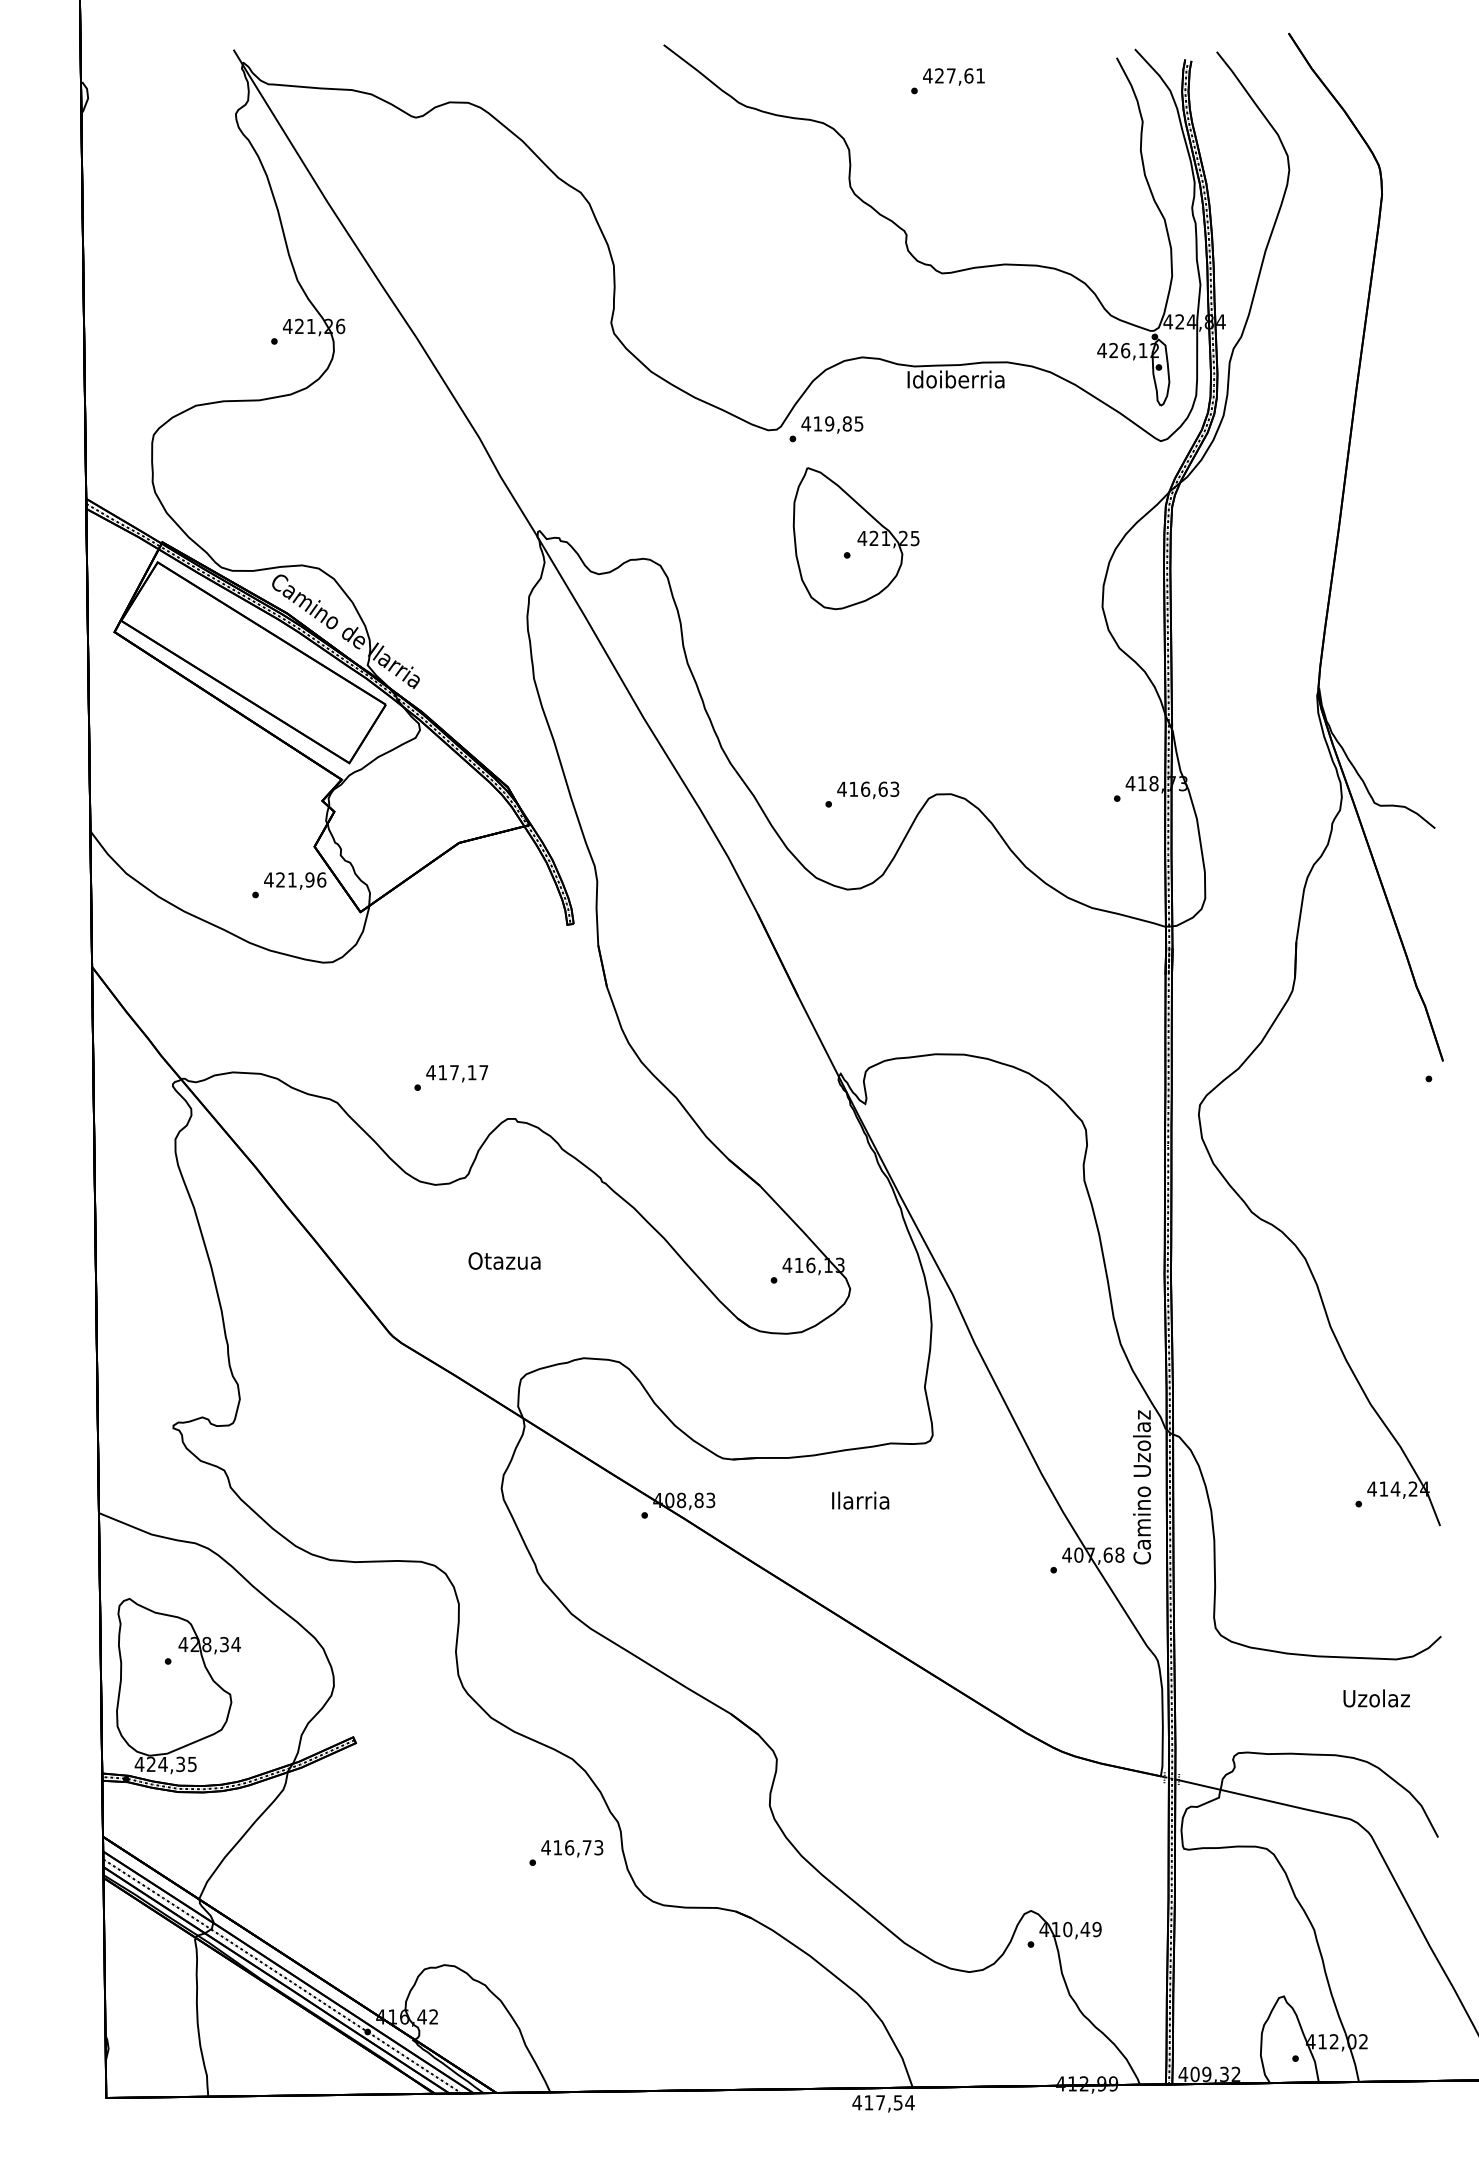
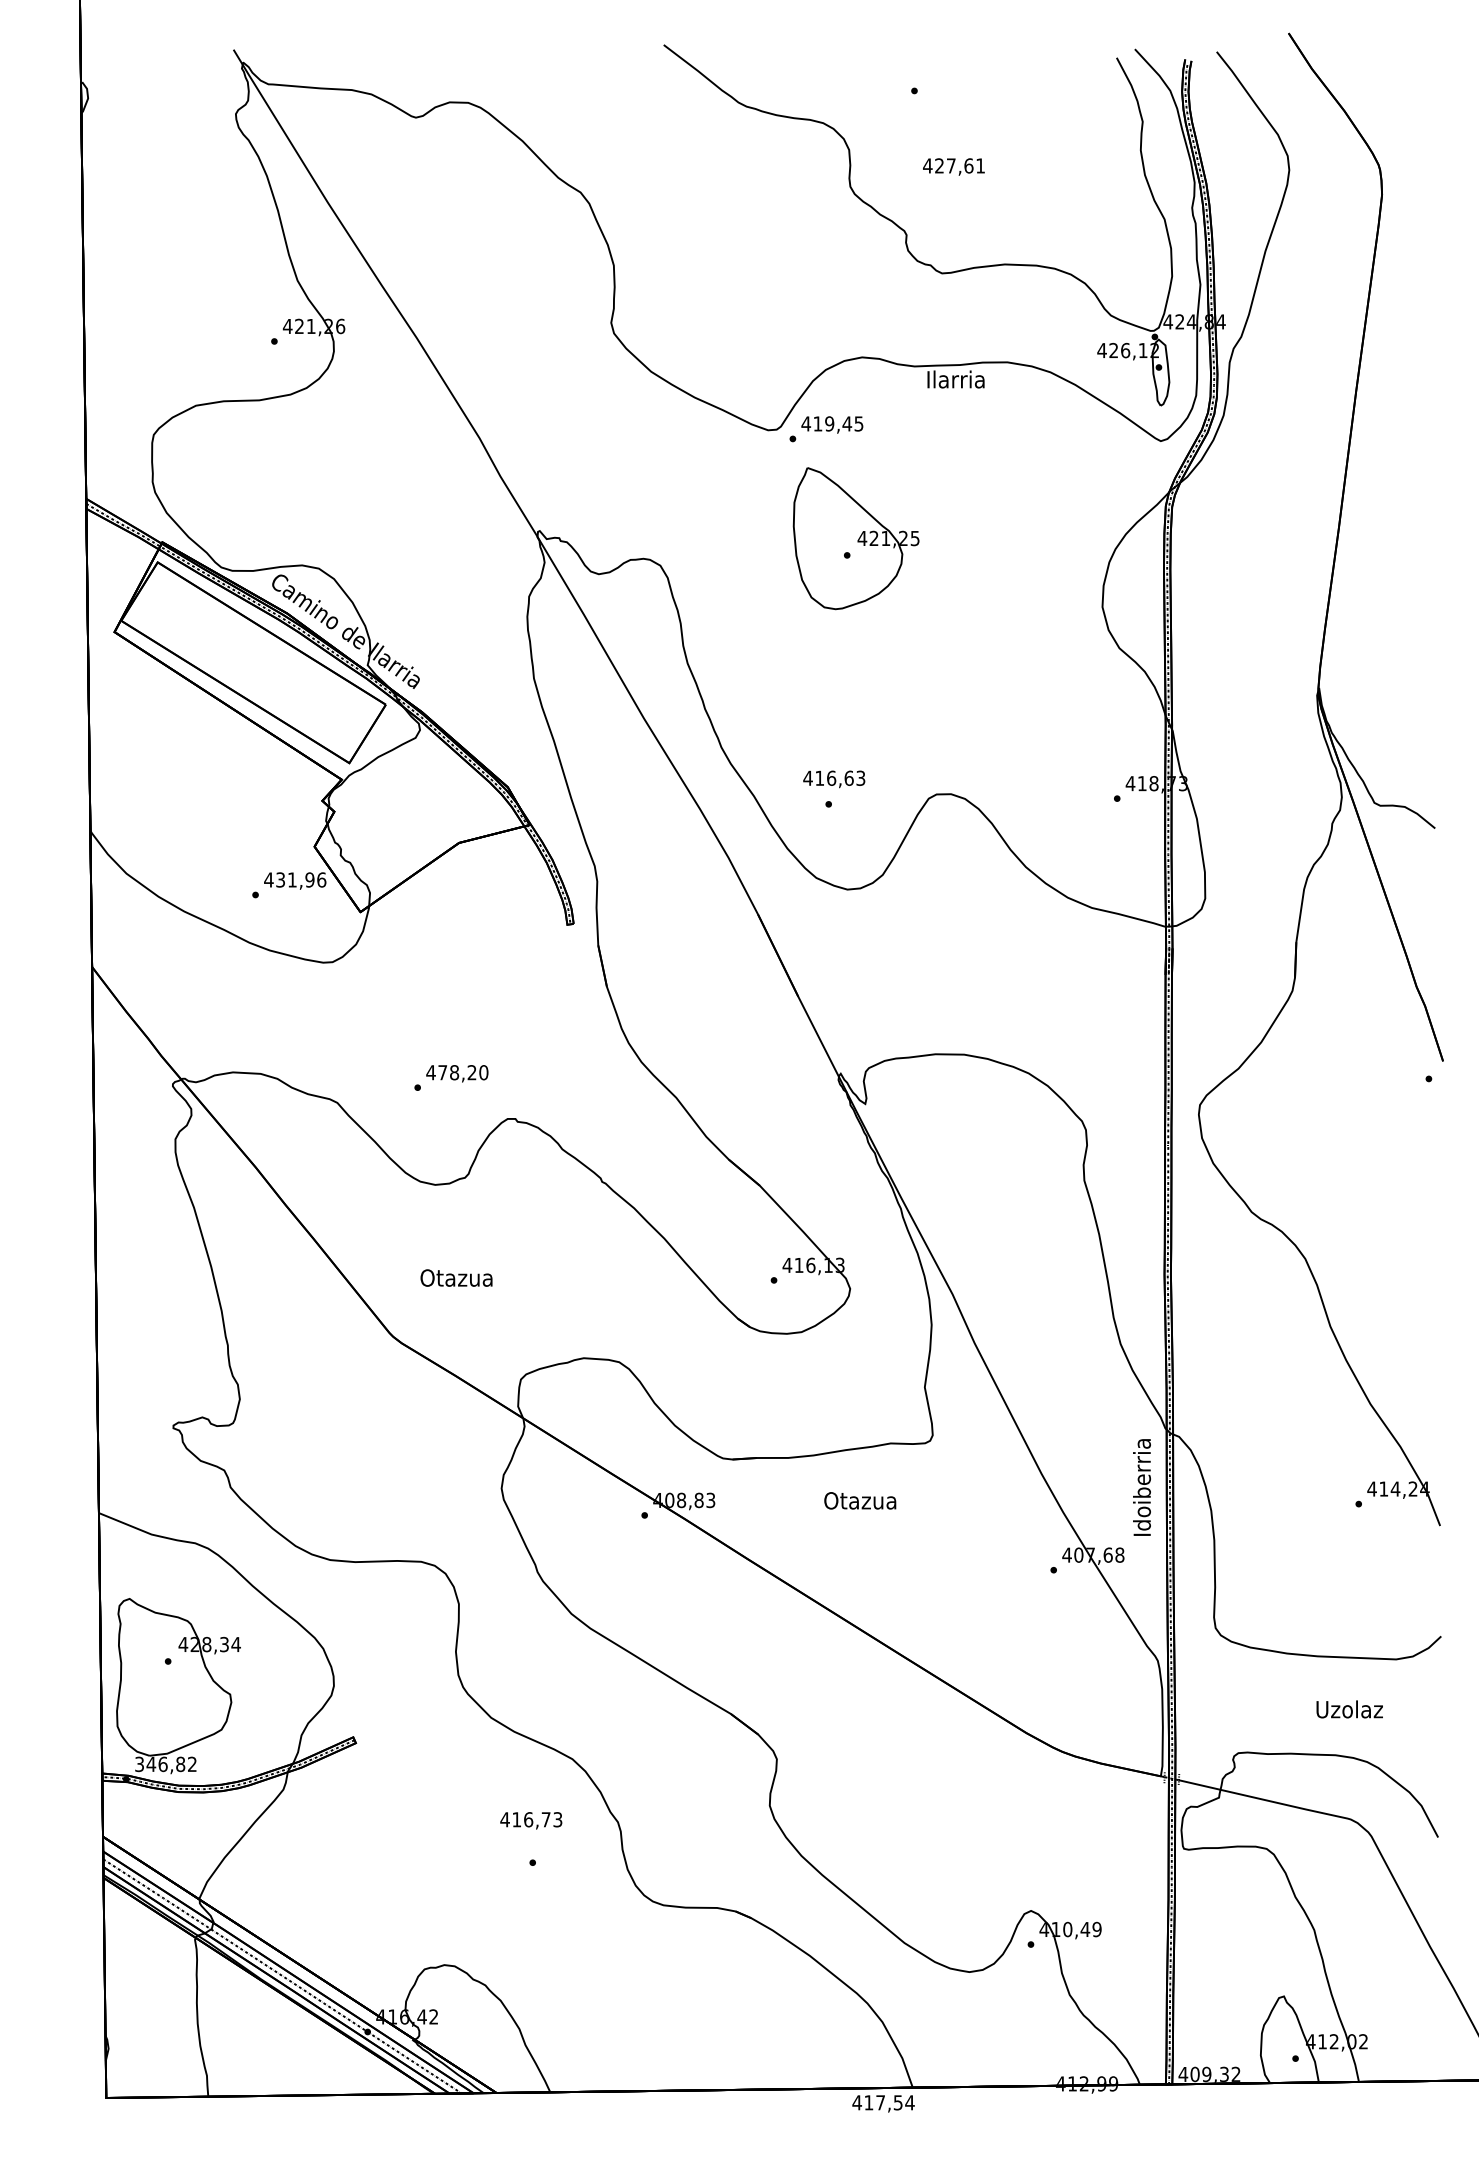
text position: (953, 76) -> (953, 166) (953, 166)
text: Idoiberria -> Ilarria (955, 379)
text: 419,85 -> 419,45 (847, 423)
text position: (868, 790) -> (834, 779) (834, 779)
text: 421,96 -> 431,96 (280, 879)
text: 417,17 -> 478,20 (463, 1072)
text position: (504, 1260) -> (456, 1277) (456, 1277)
text: Camino Uzolaz -> Idoiberria (1141, 1487)
text: Ilarria -> Otazua (860, 1500)
text position: (1376, 1698) -> (1349, 1709) (1349, 1709)
text: 424,35 -> 346,82 (165, 1764)
text position: (572, 1848) -> (531, 1820) (531, 1820)
